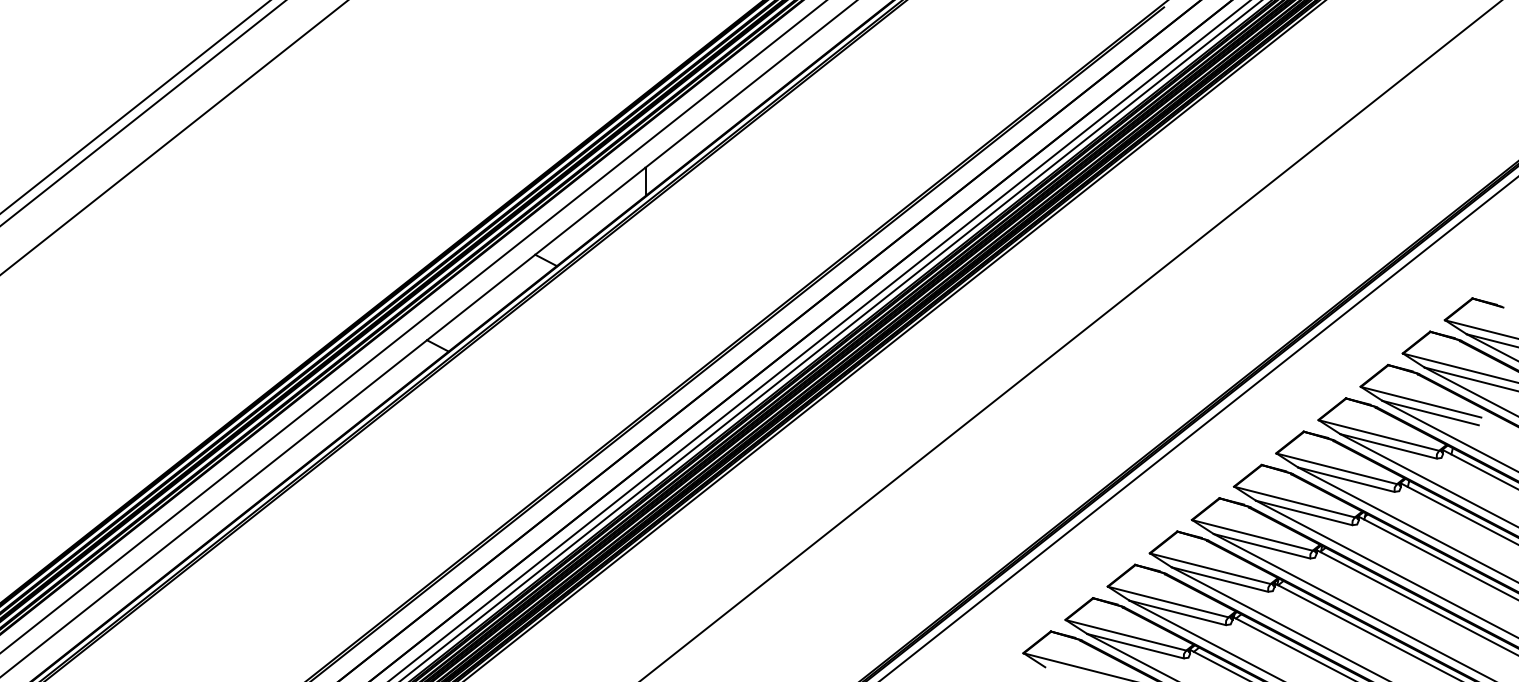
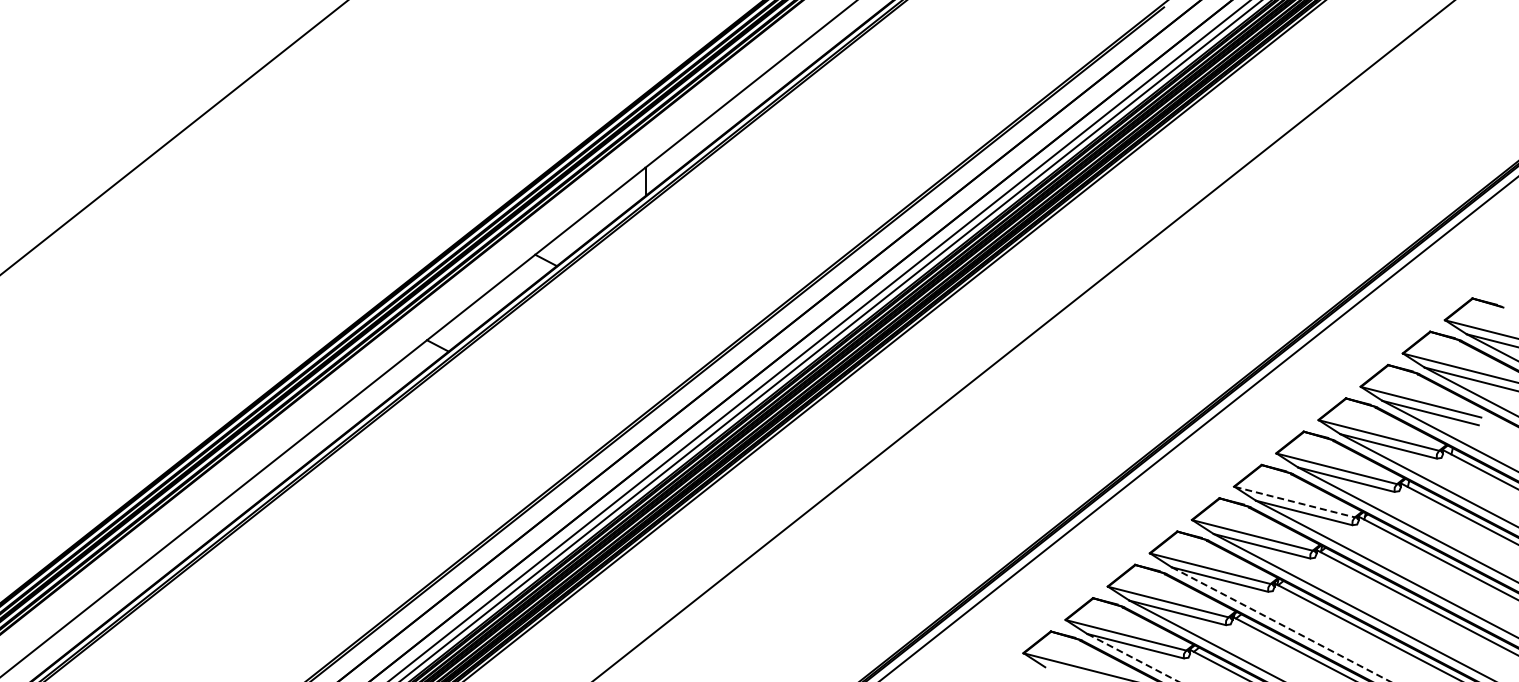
line: present -> none (134, 107)
line: present -> none (142, 113)
line: present -> none (413, 326)
line position: (1071, 340) -> (1024, 340) (1024, 340)
line: solid -> dashed (1295, 502)
line: solid -> dashed (1281, 624)
line: solid -> dashed (1133, 658)
